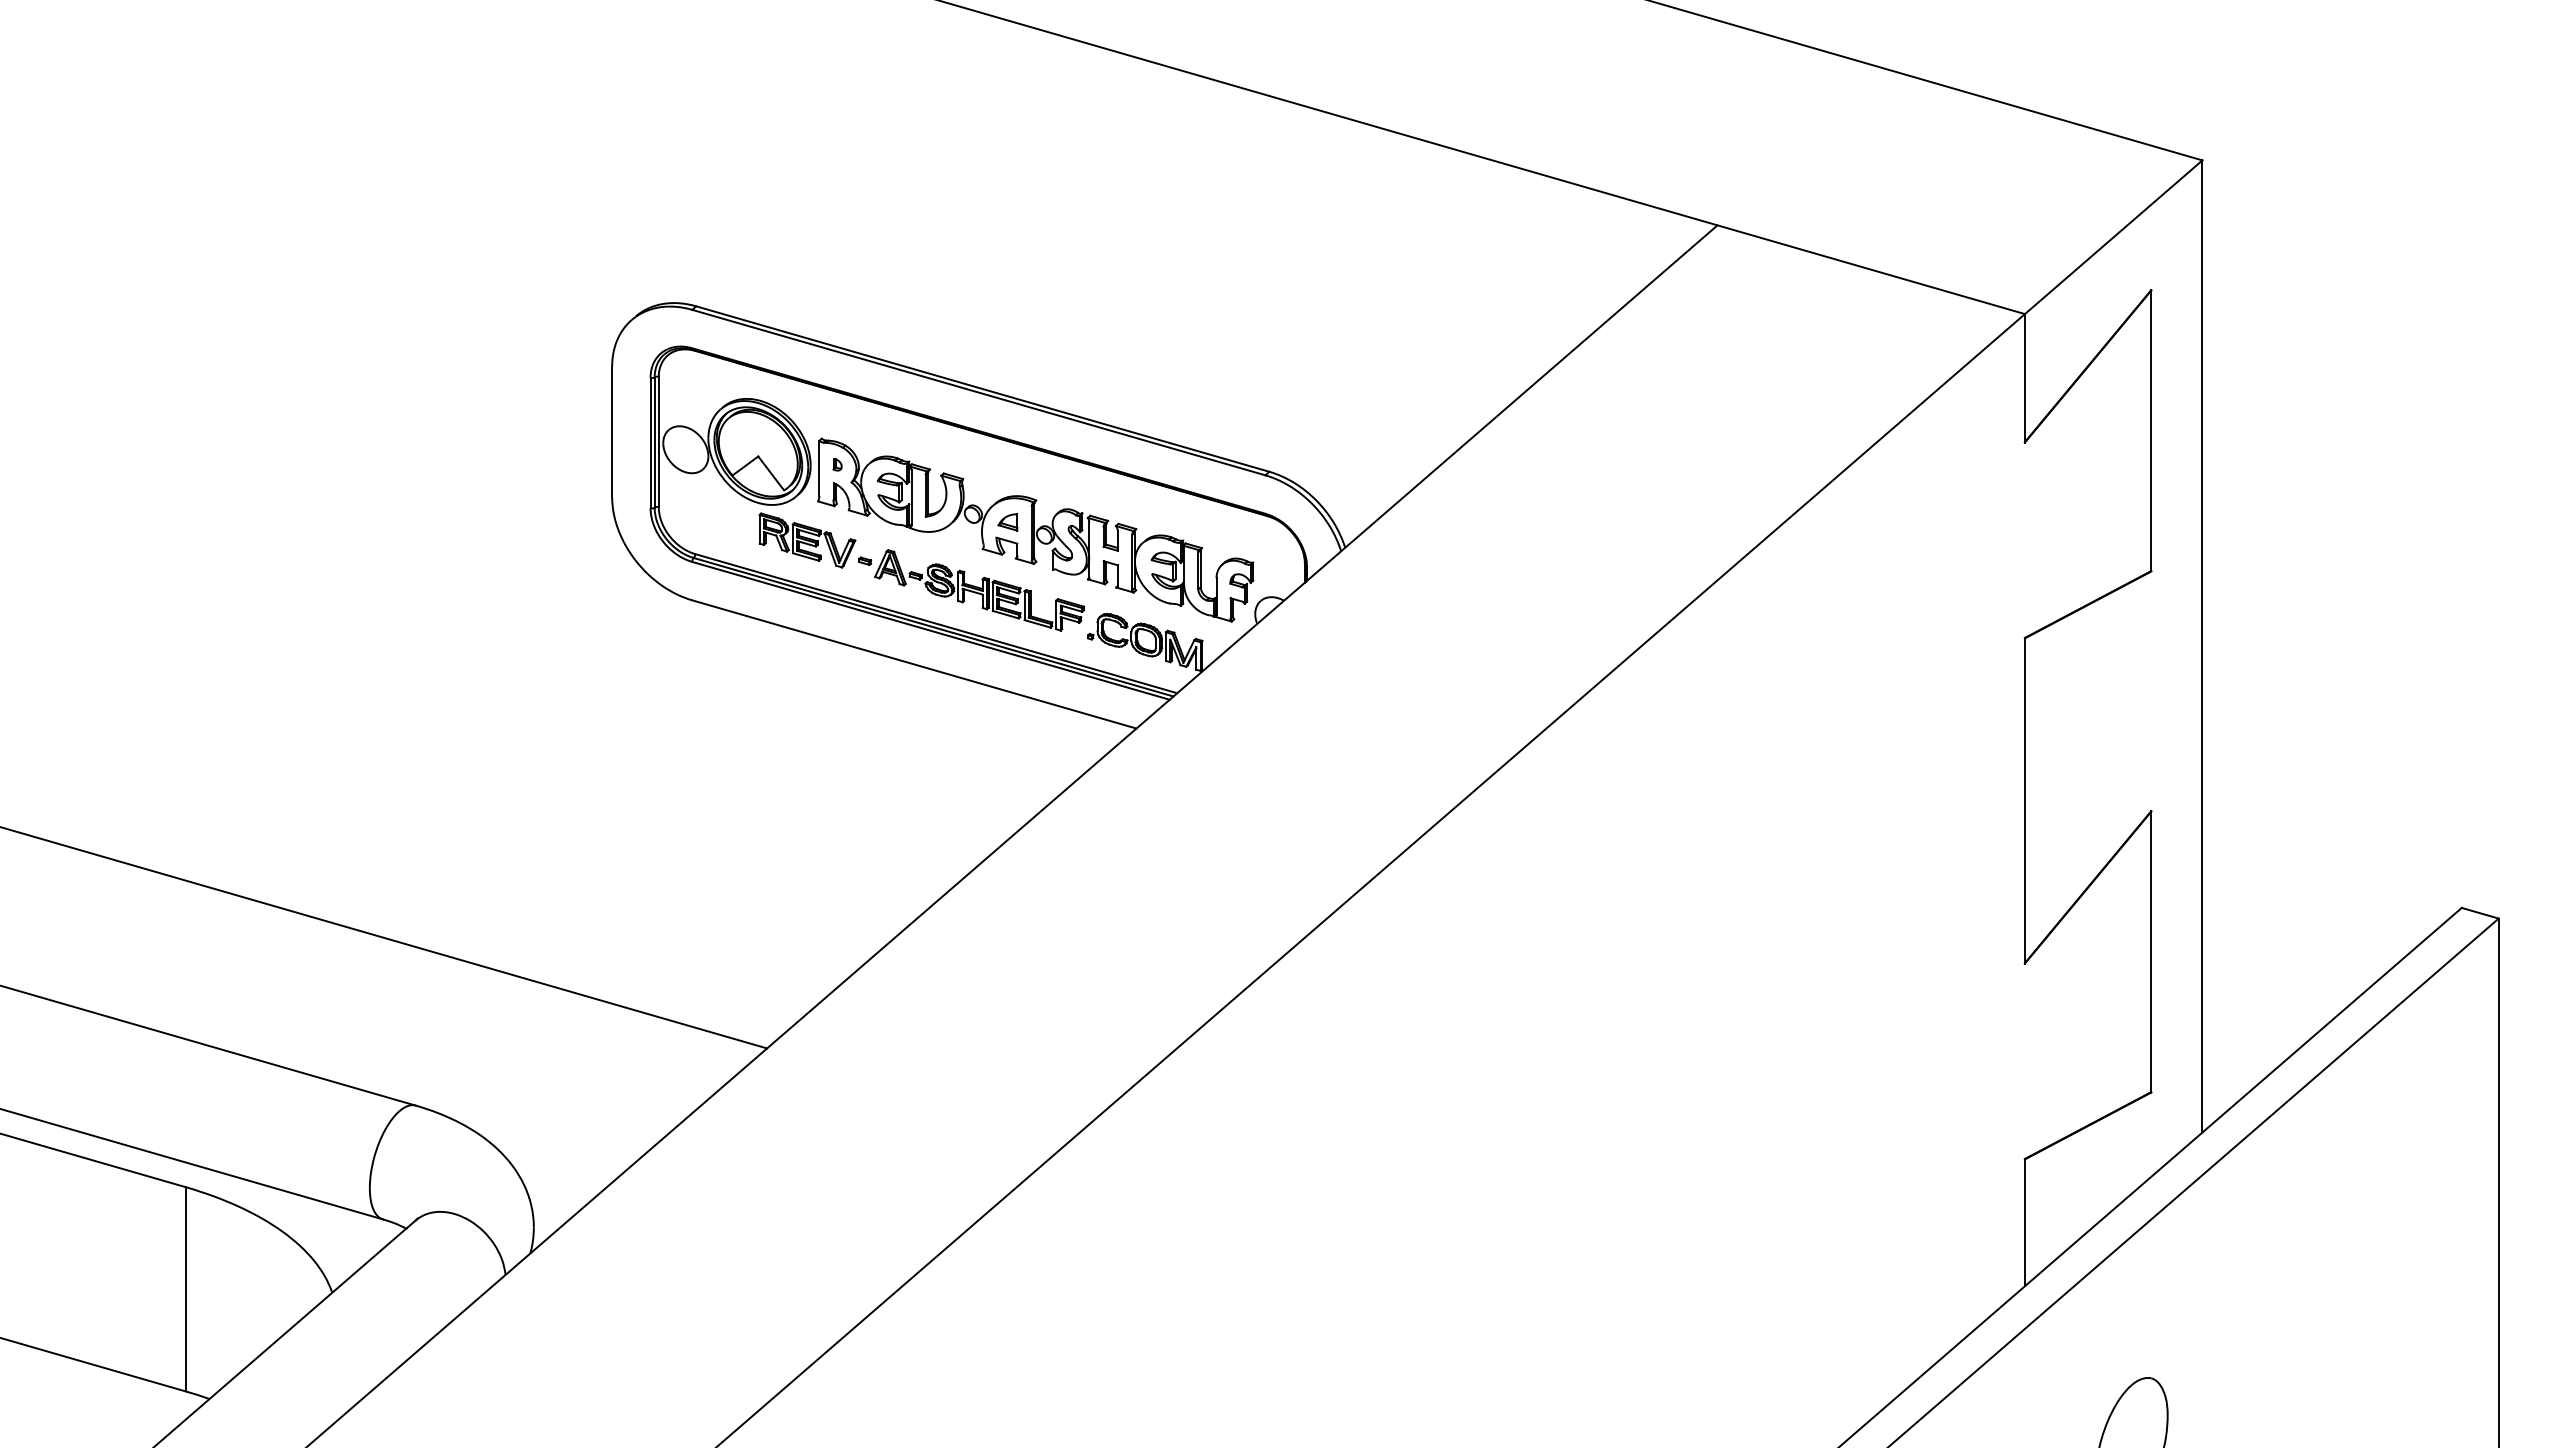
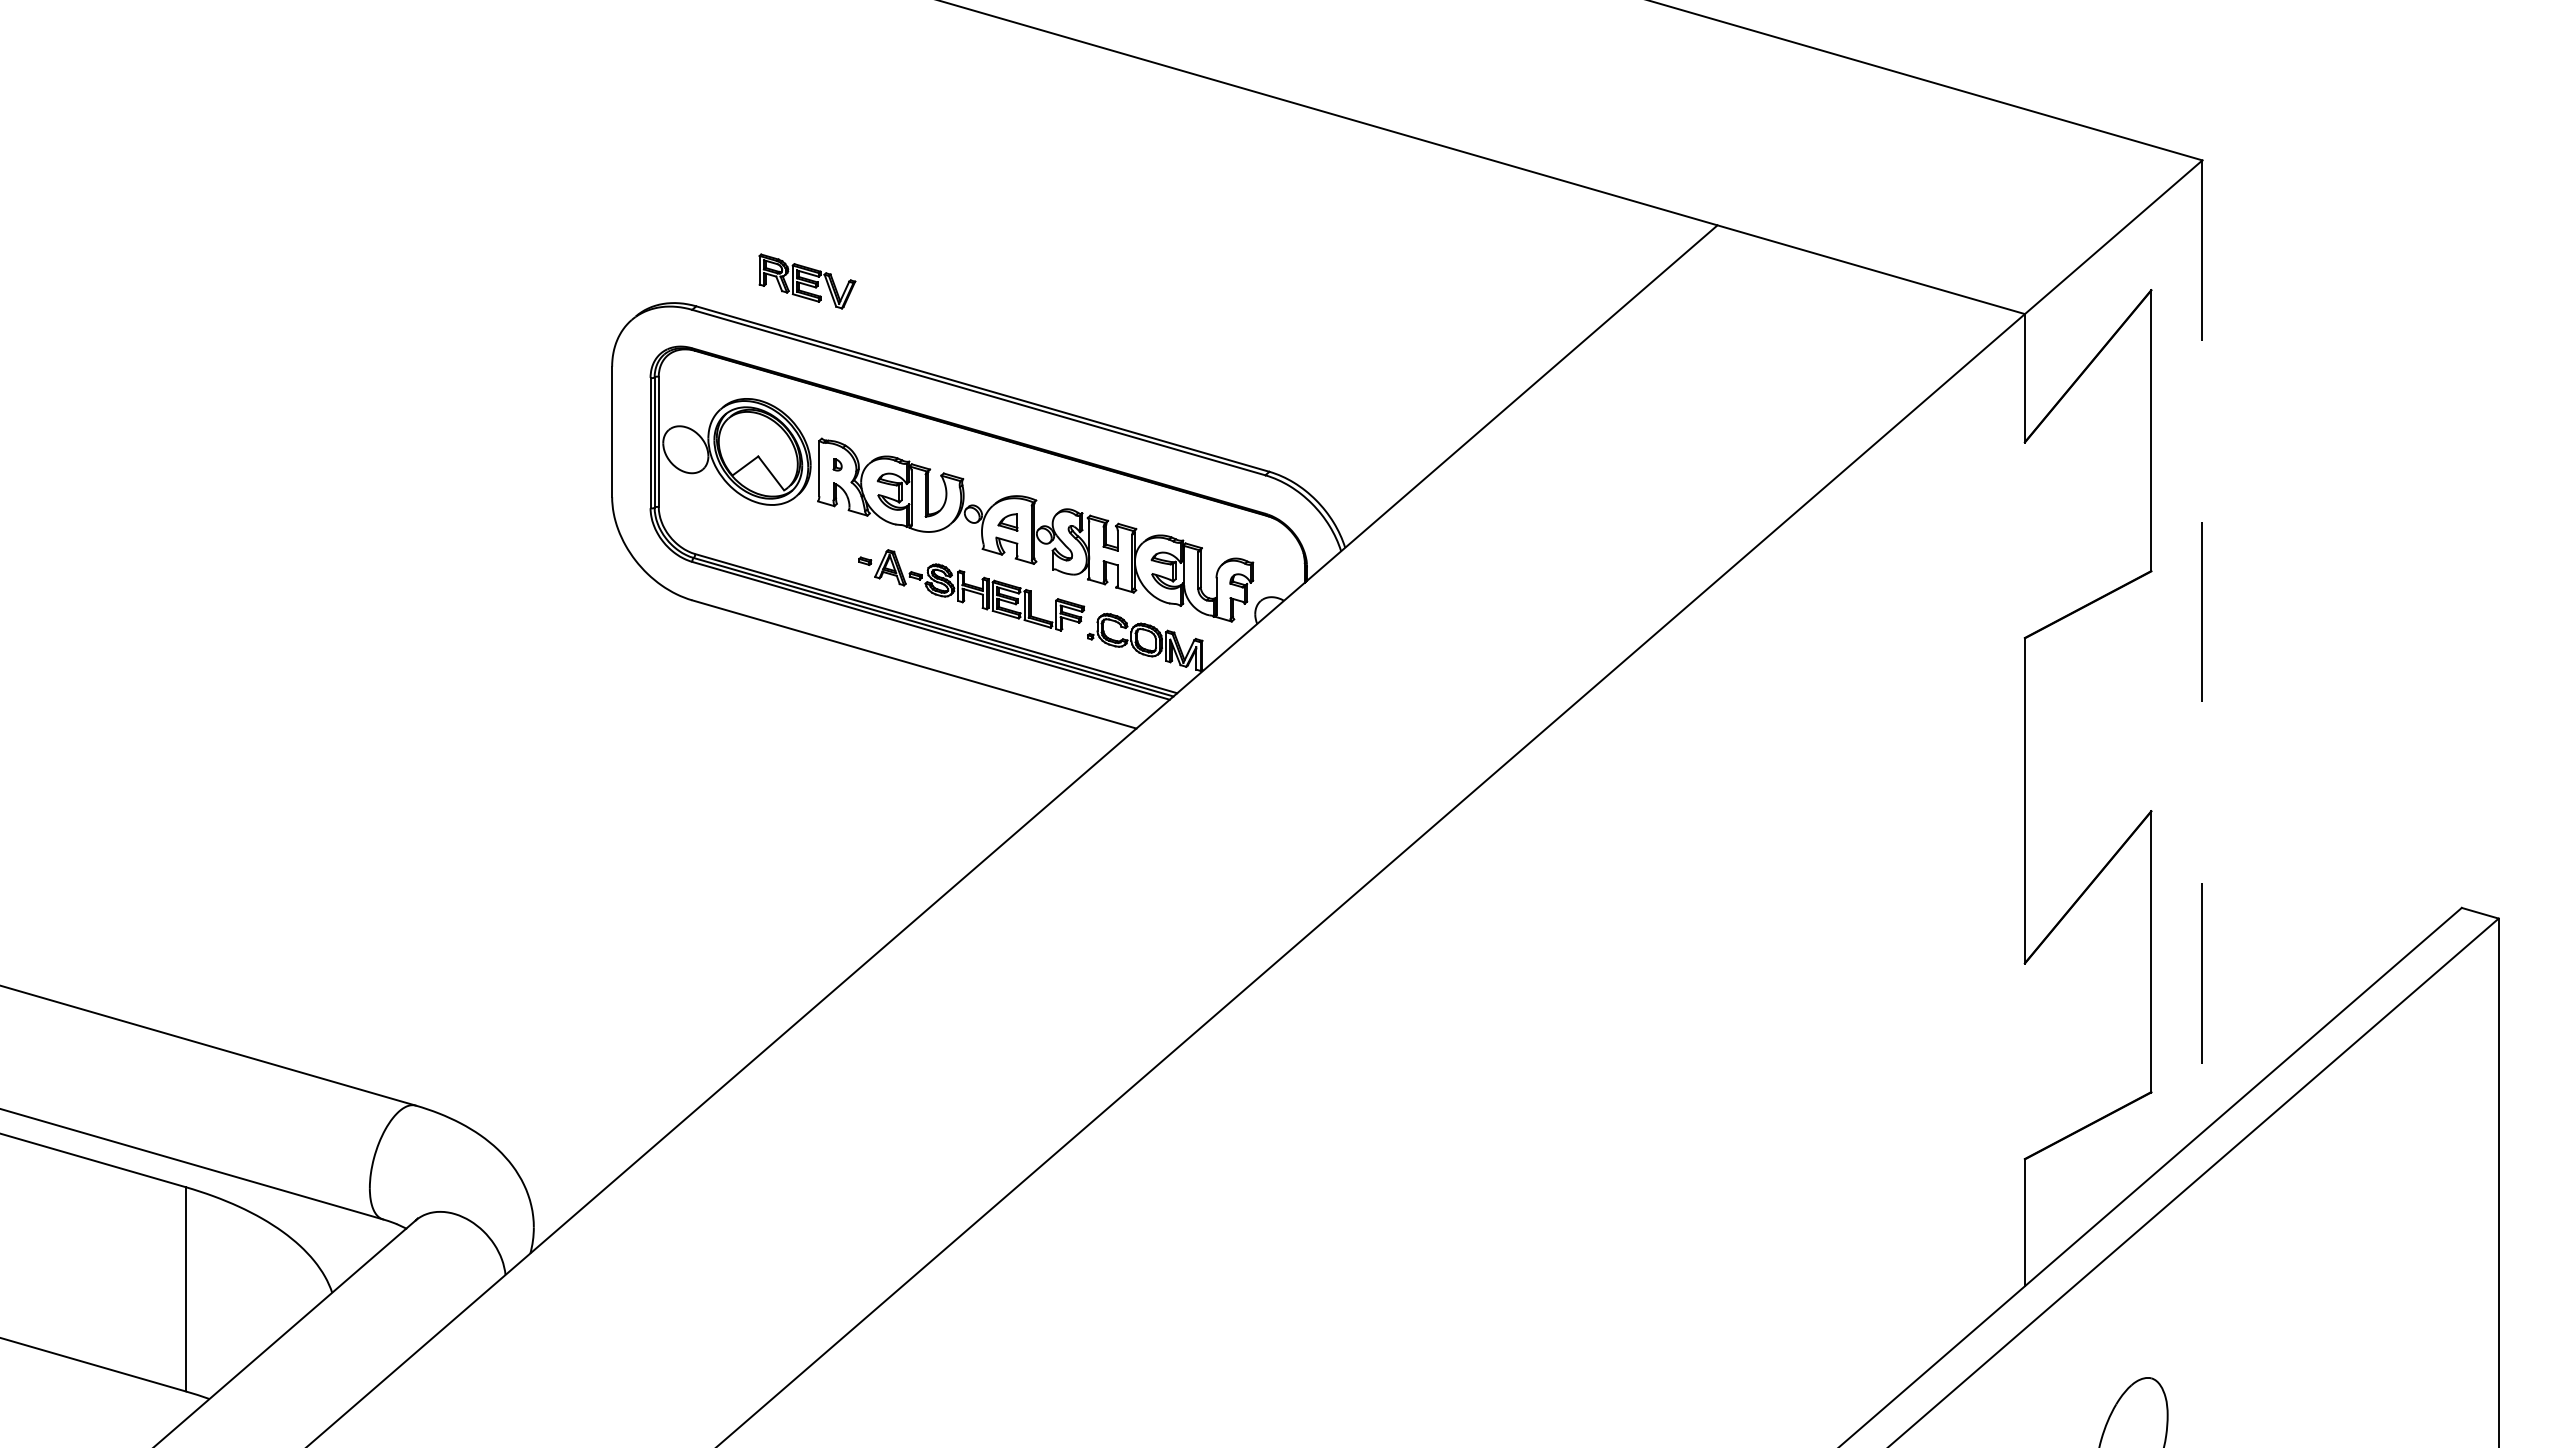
part position: (807, 540) -> (807, 281) (807, 281)
line: solid -> dashed (2202, 646)
line: present -> none (384, 937)
